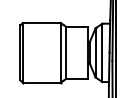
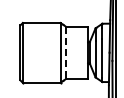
line: solid -> dashed (66, 52)
